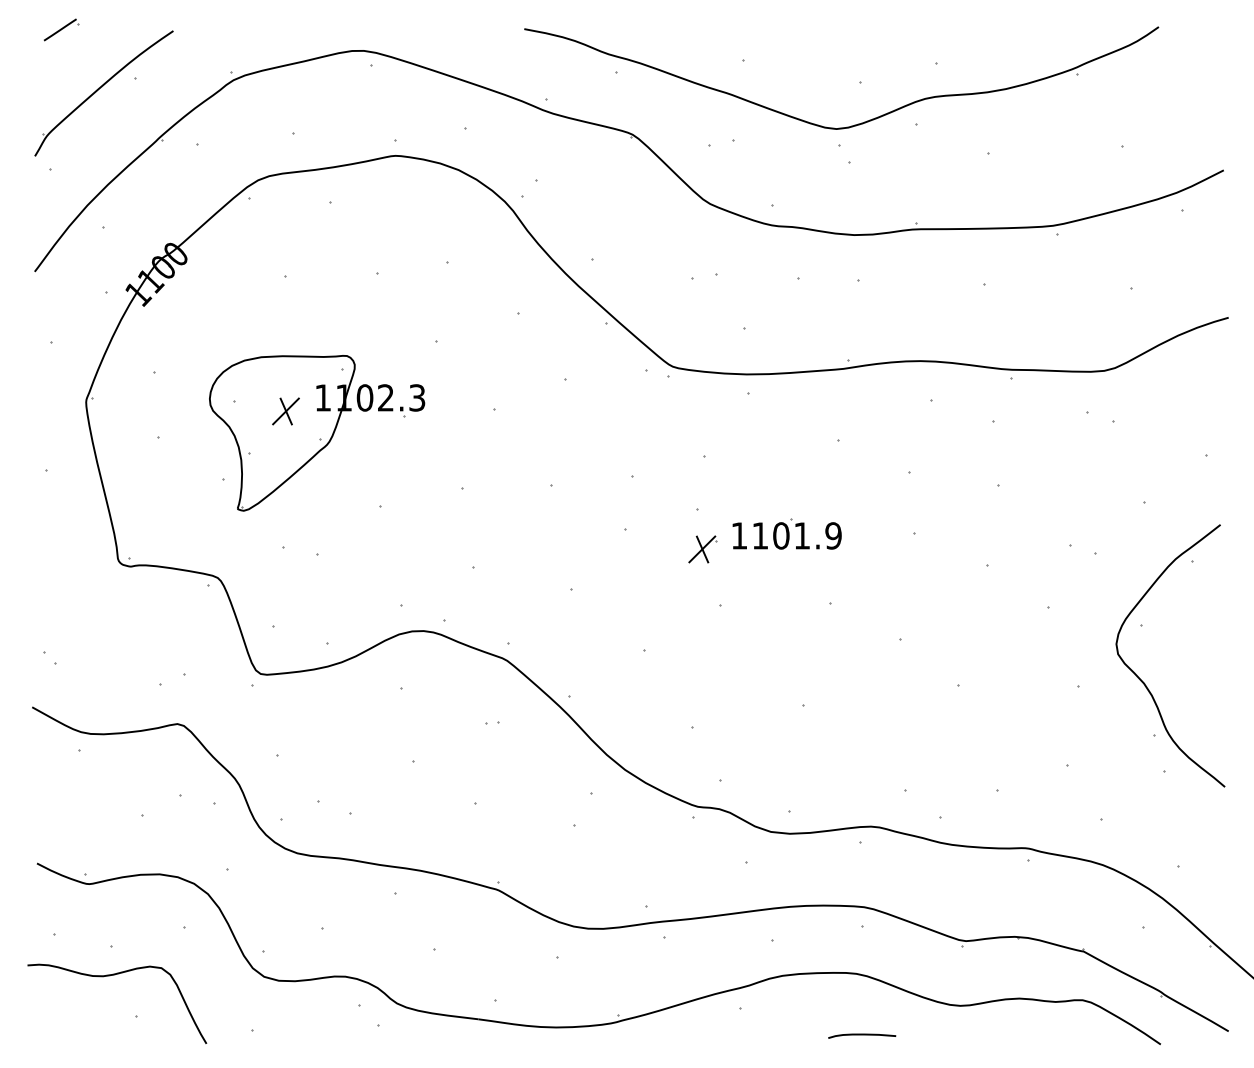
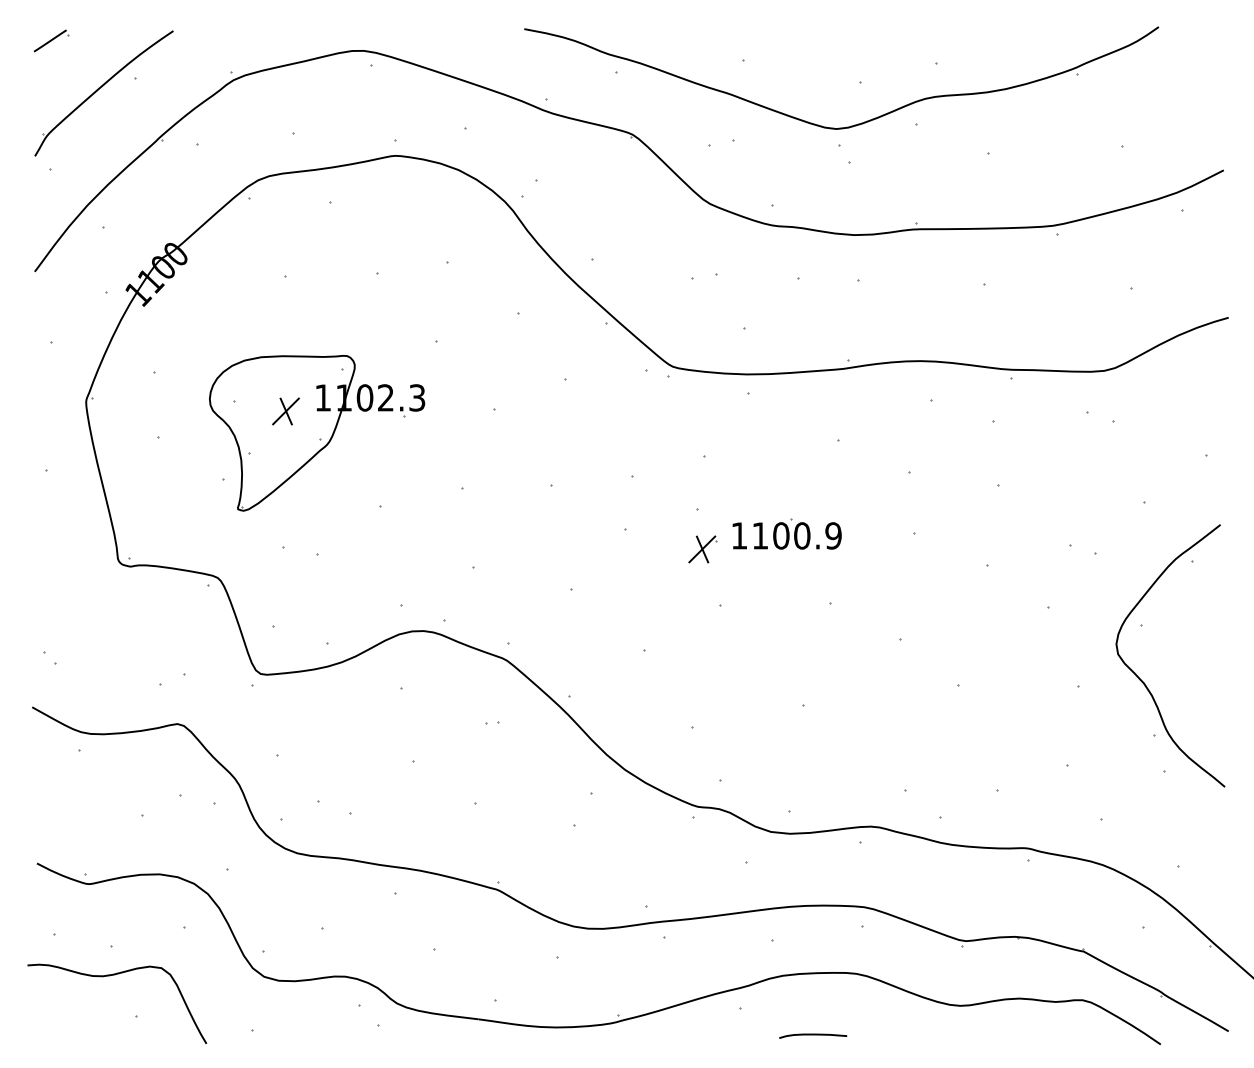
part position: (61, 29) -> (51, 40) (51, 40)
text: 1101.9 -> 1100.9 (802, 535)
curve position: (862, 1035) -> (813, 1035) (813, 1035)
